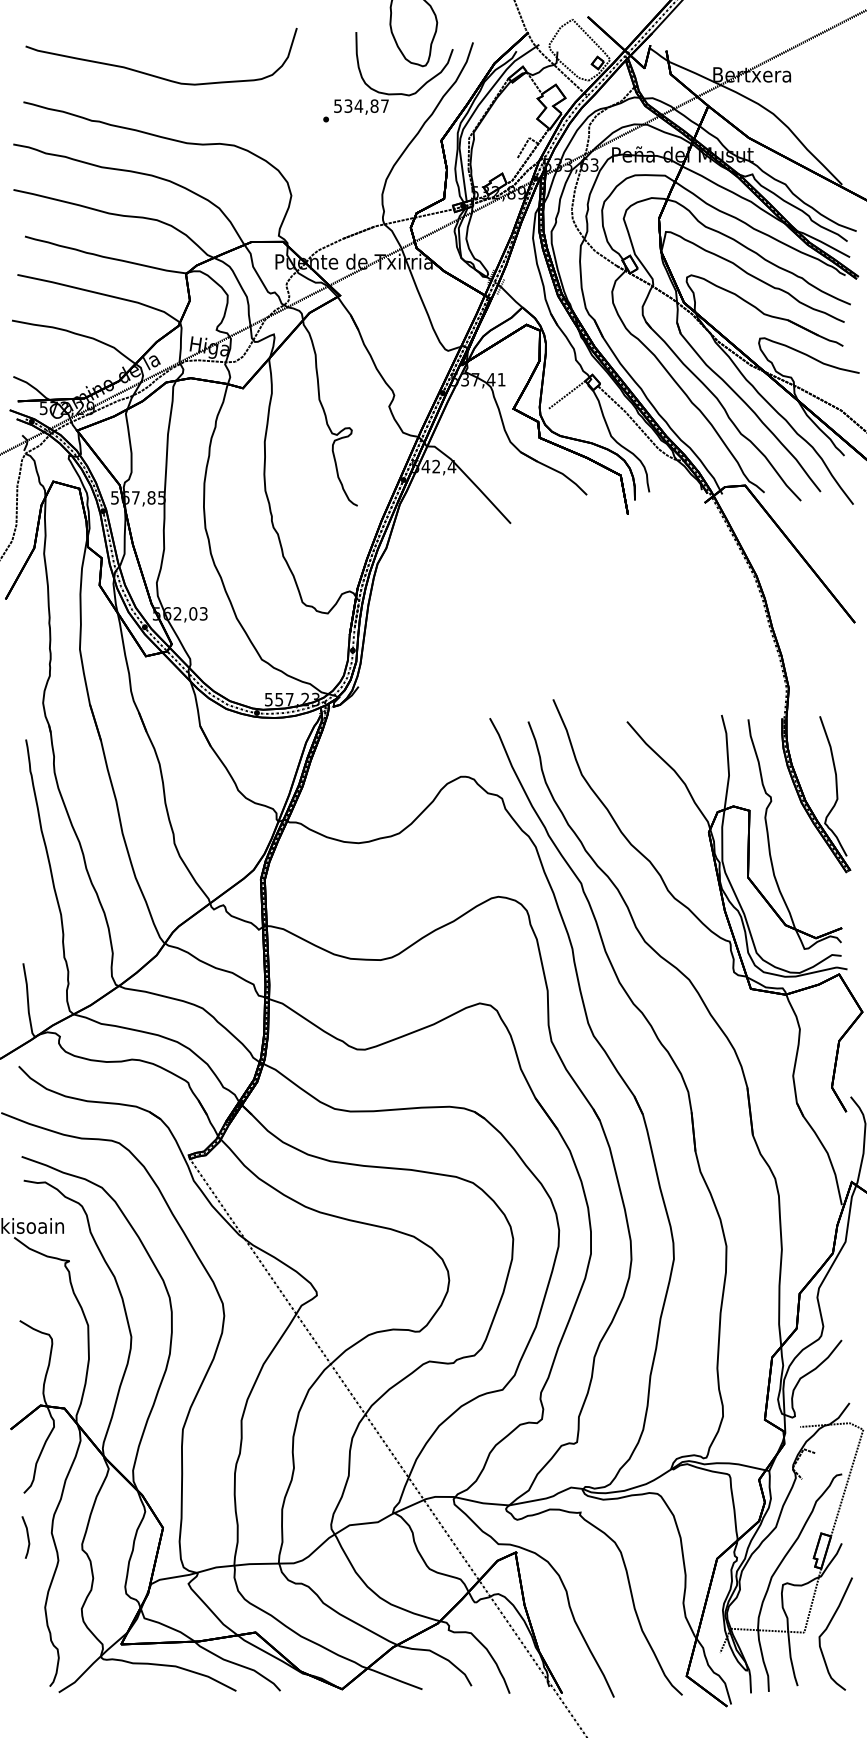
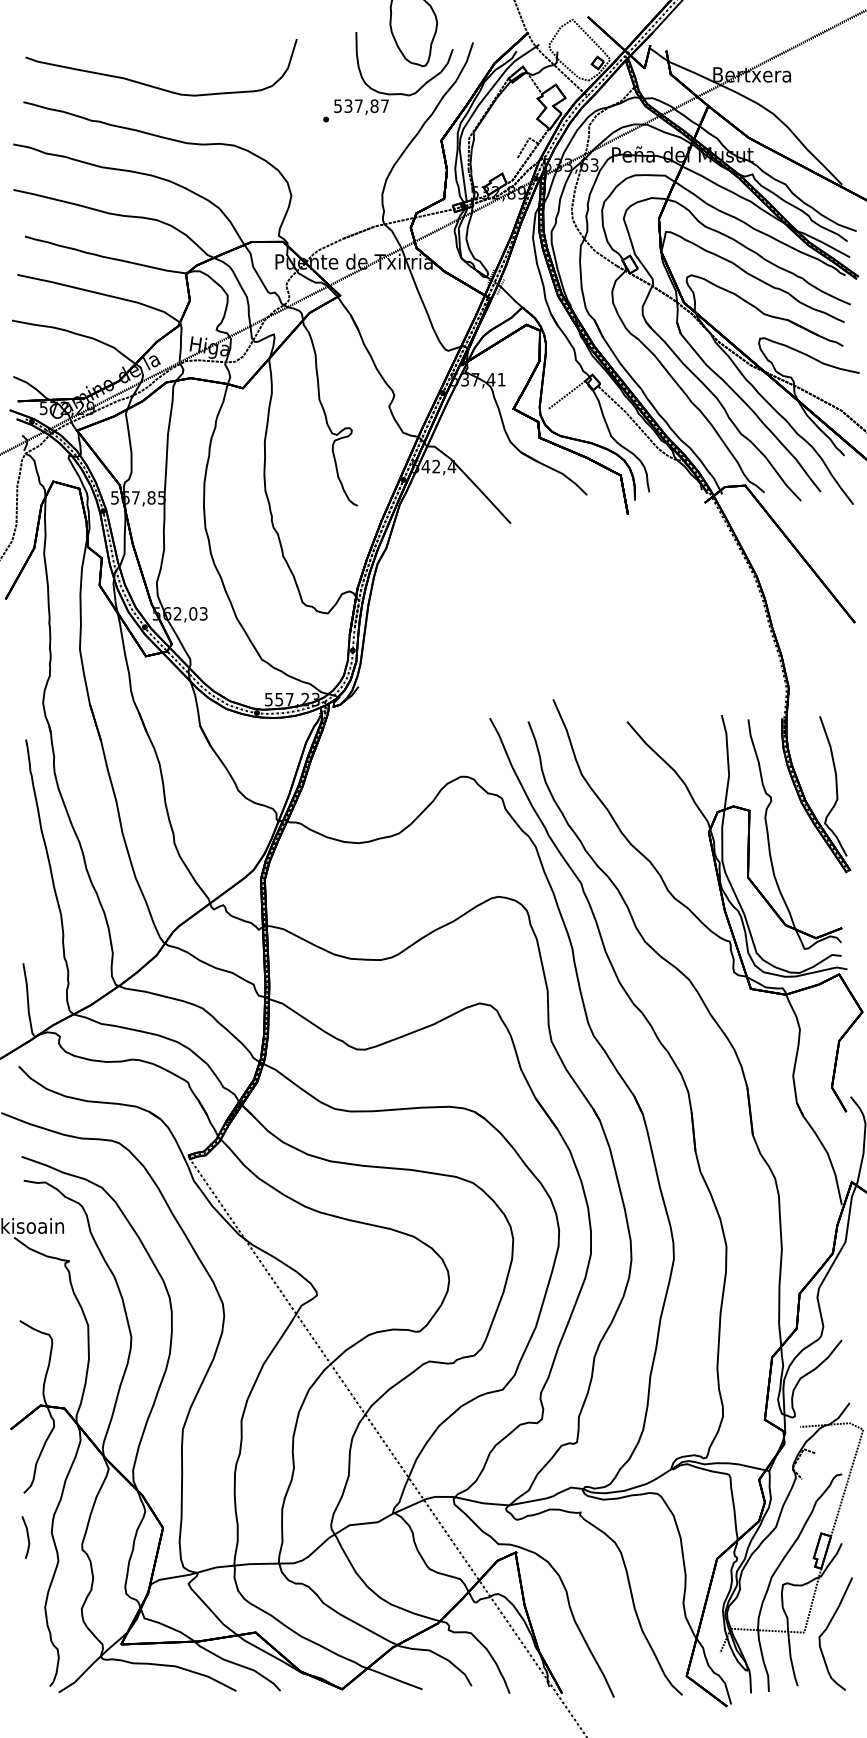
curve position: (156, 75) -> (156, 86) (156, 86)
text: 534,87 -> 537,87 (358, 105)
